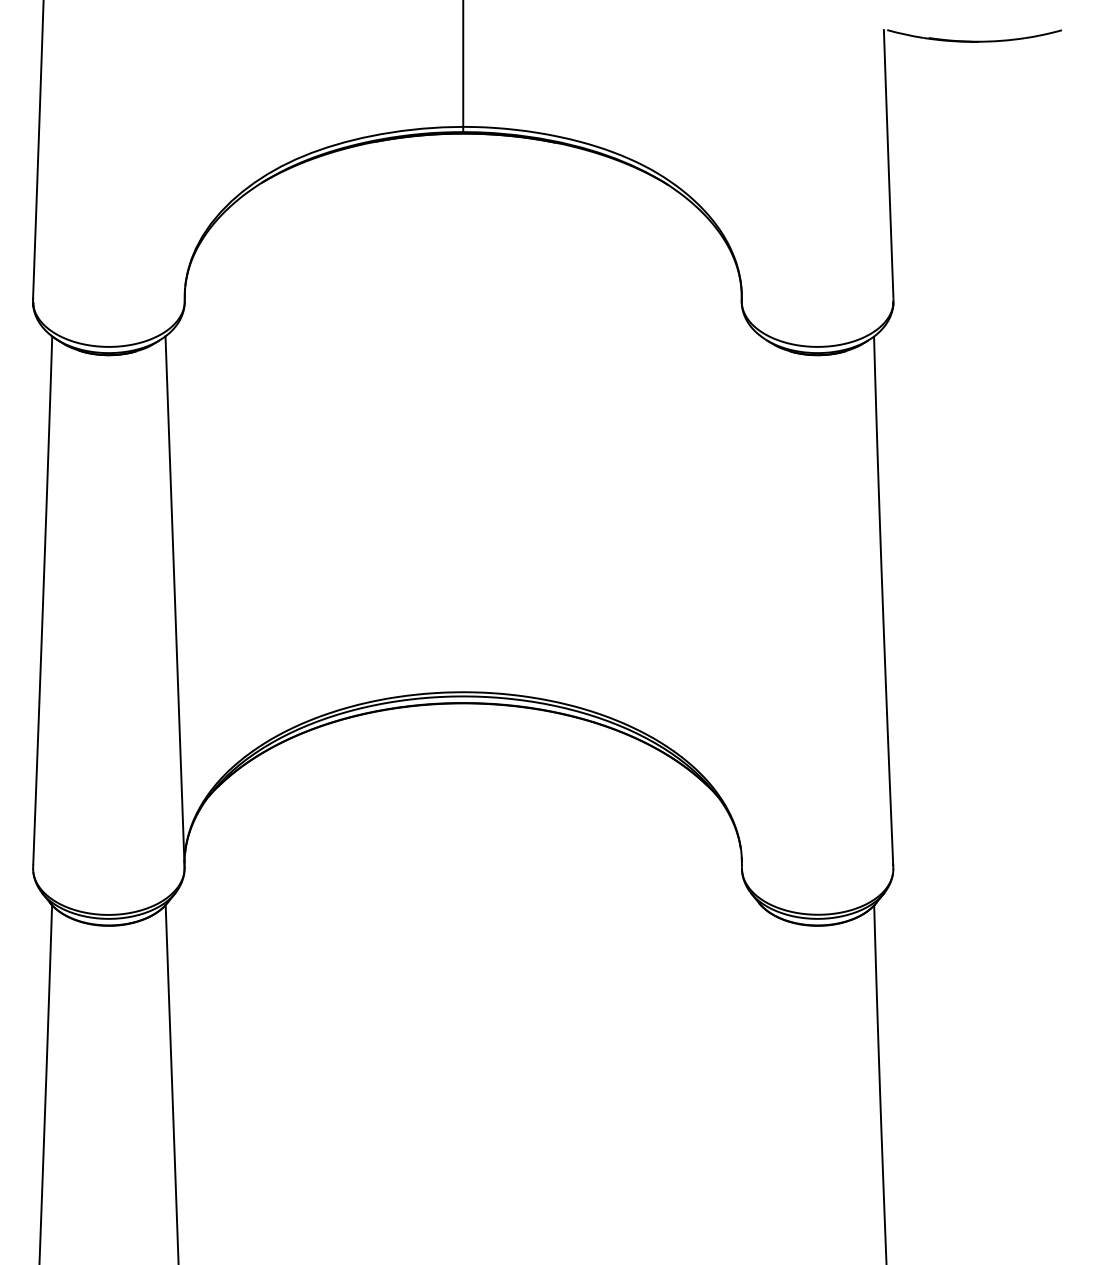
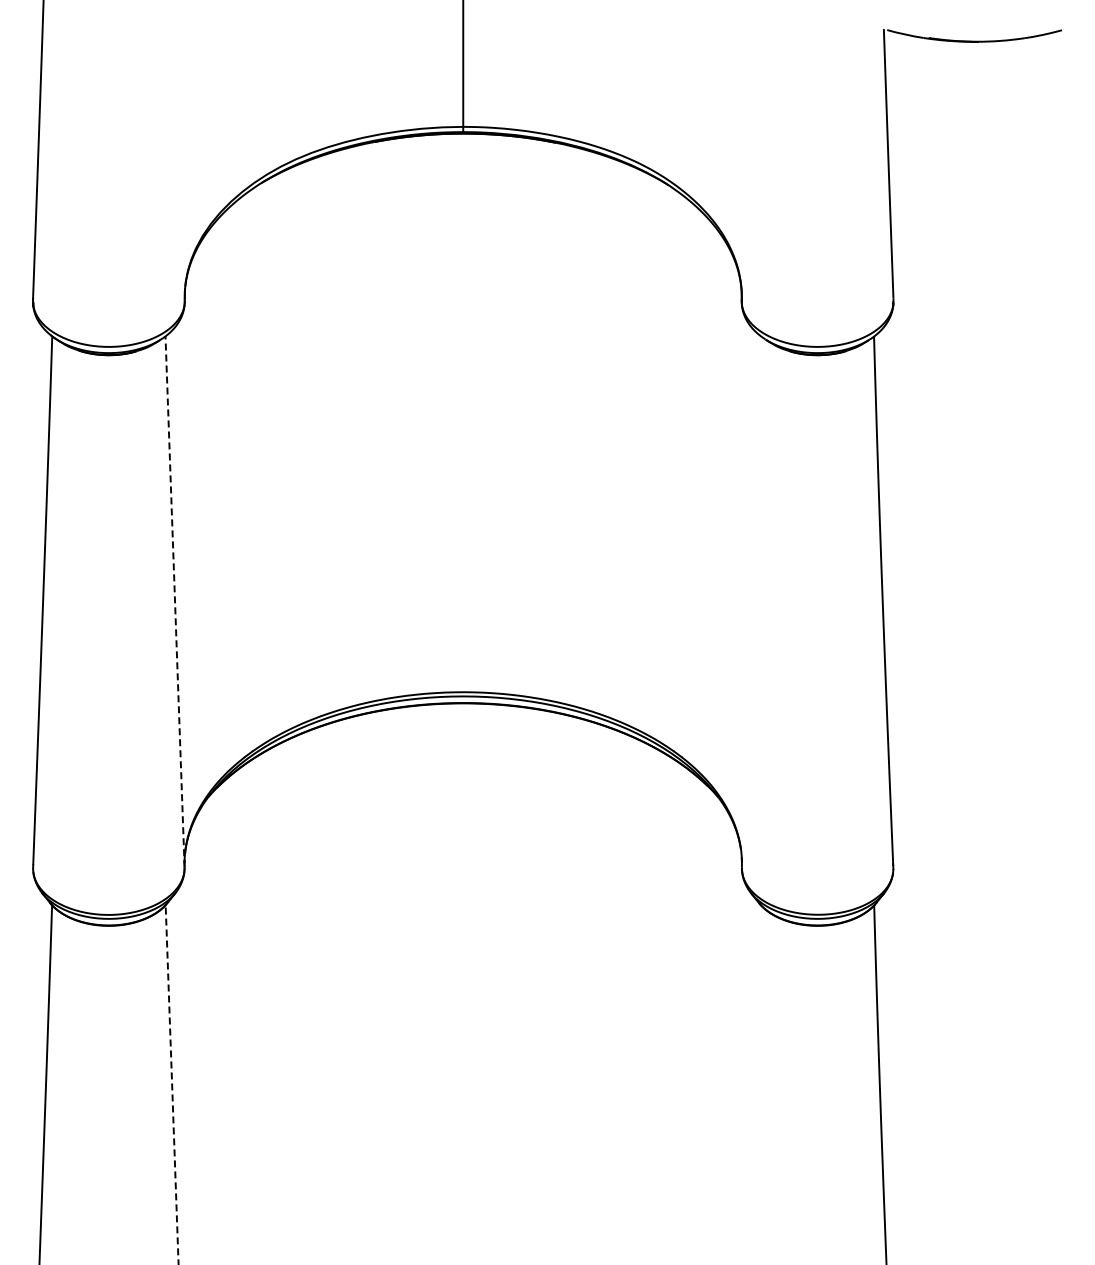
line: solid -> dashed (175, 601)
line: solid -> dashed (172, 1084)
